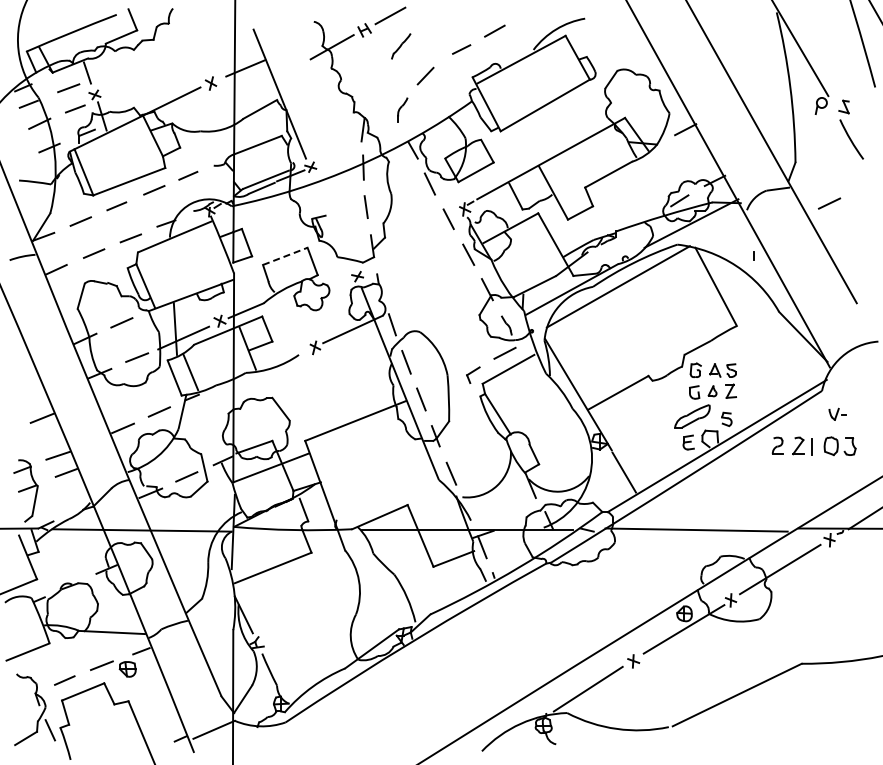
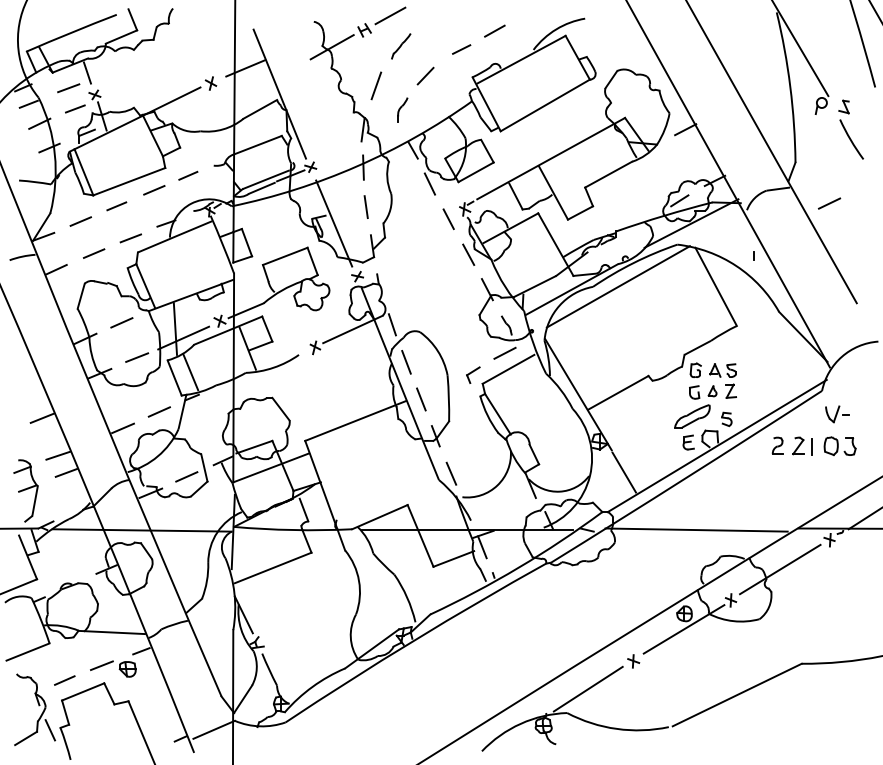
line: none -> present (376, 85)
line: none -> present (334, 223)
line: dashed -> solid (285, 256)
part size: 19x14 px -> 25x19 px (837, 414)
